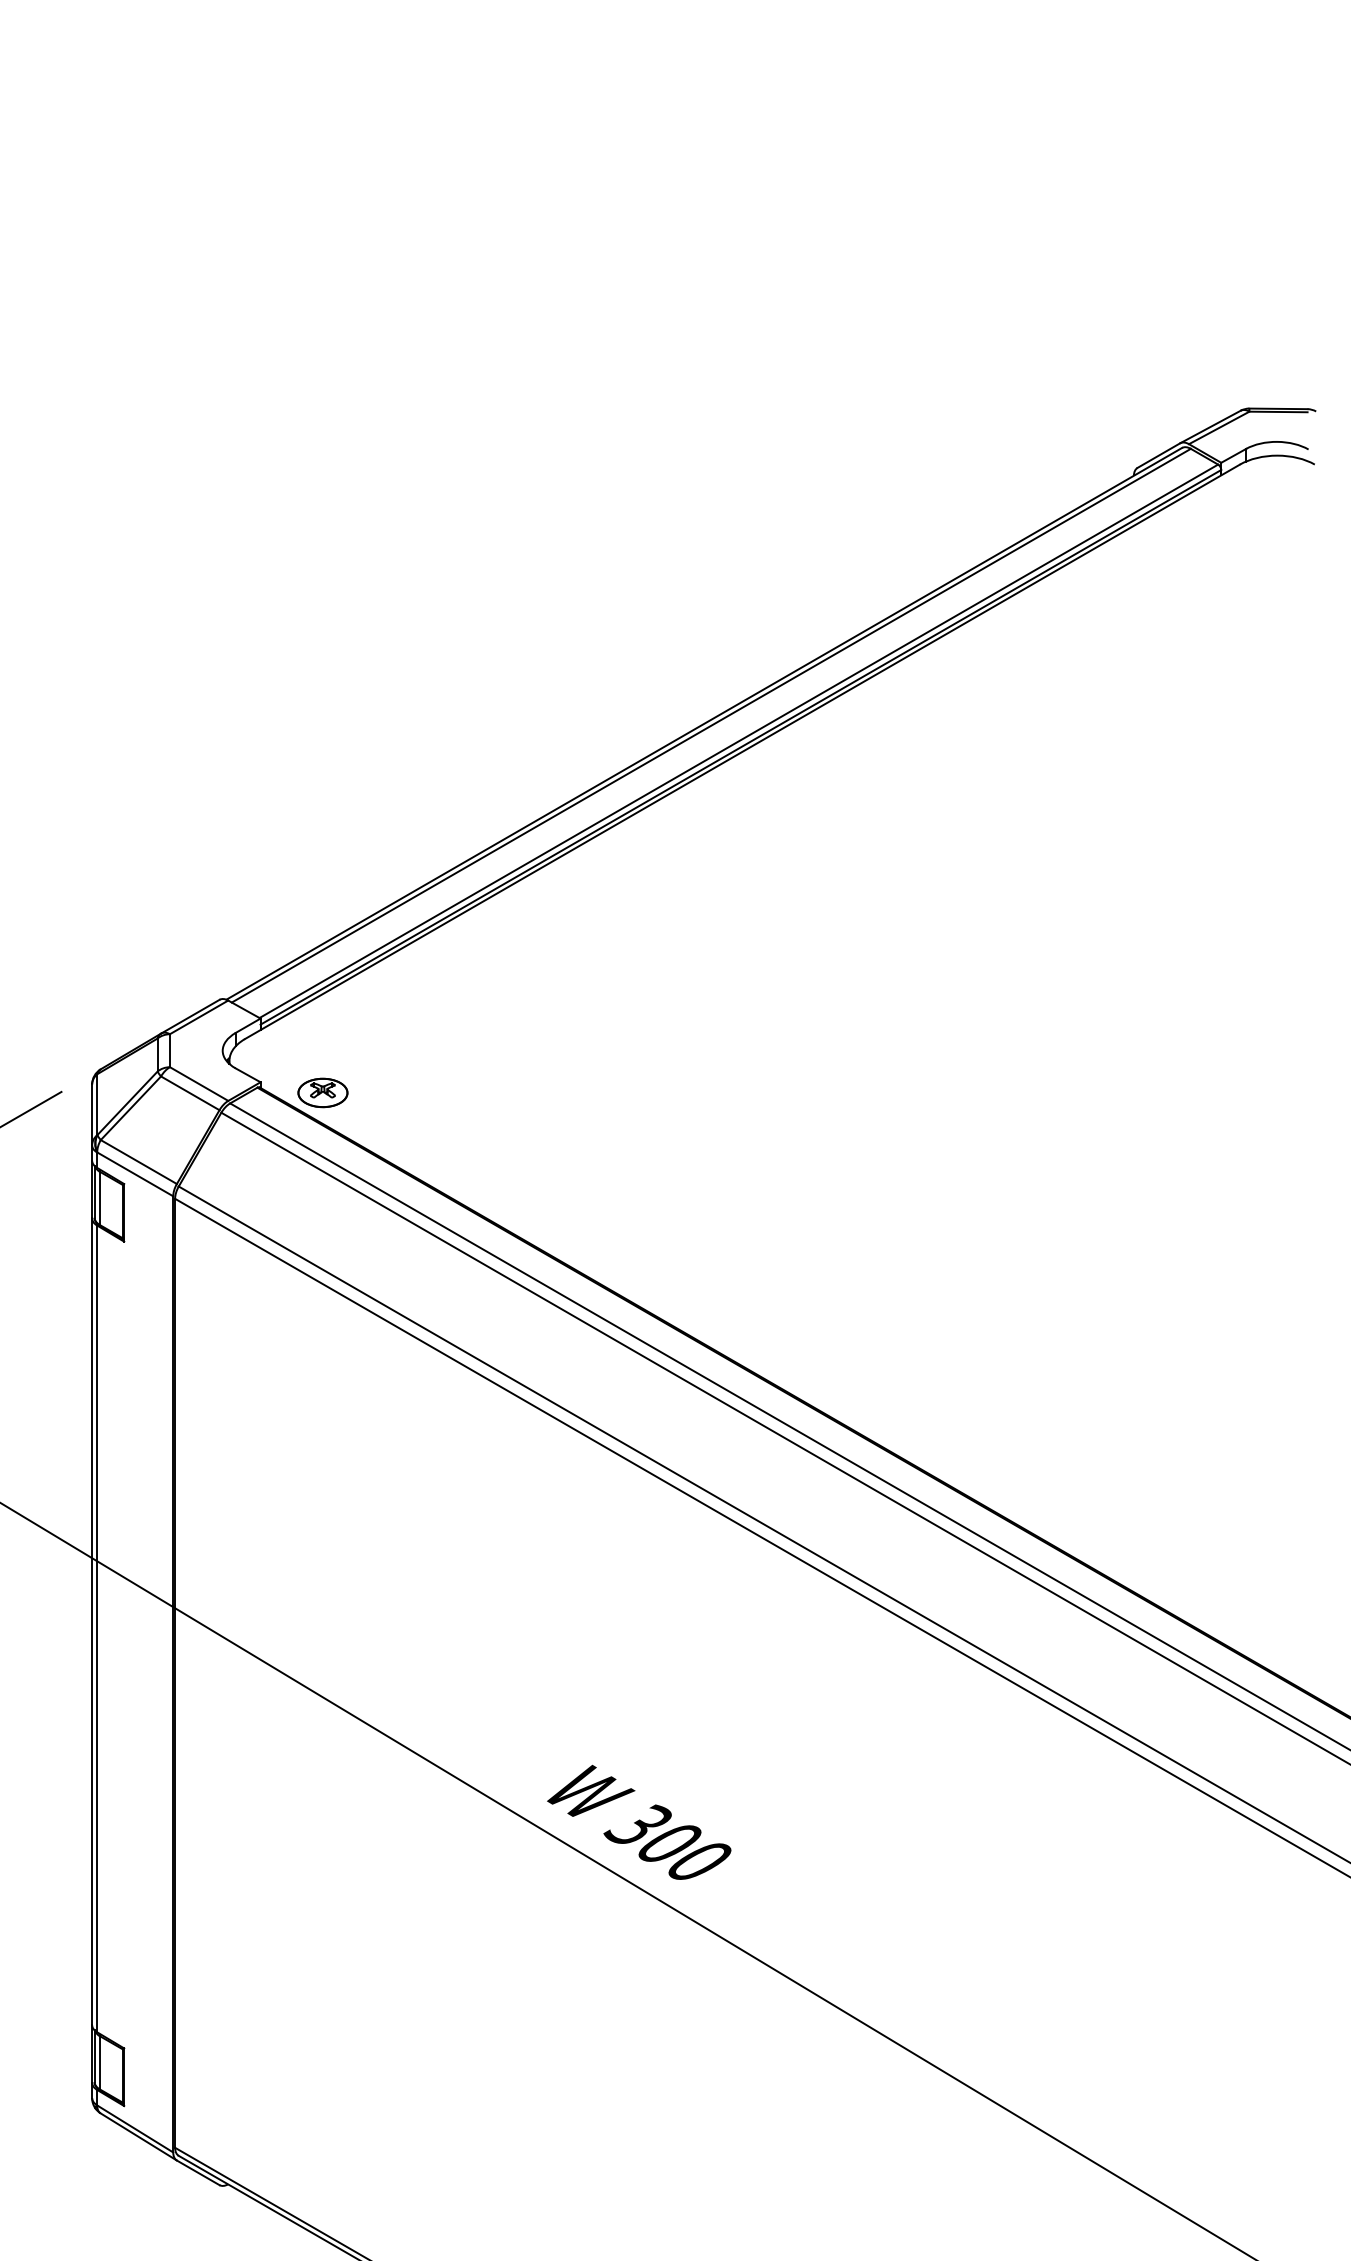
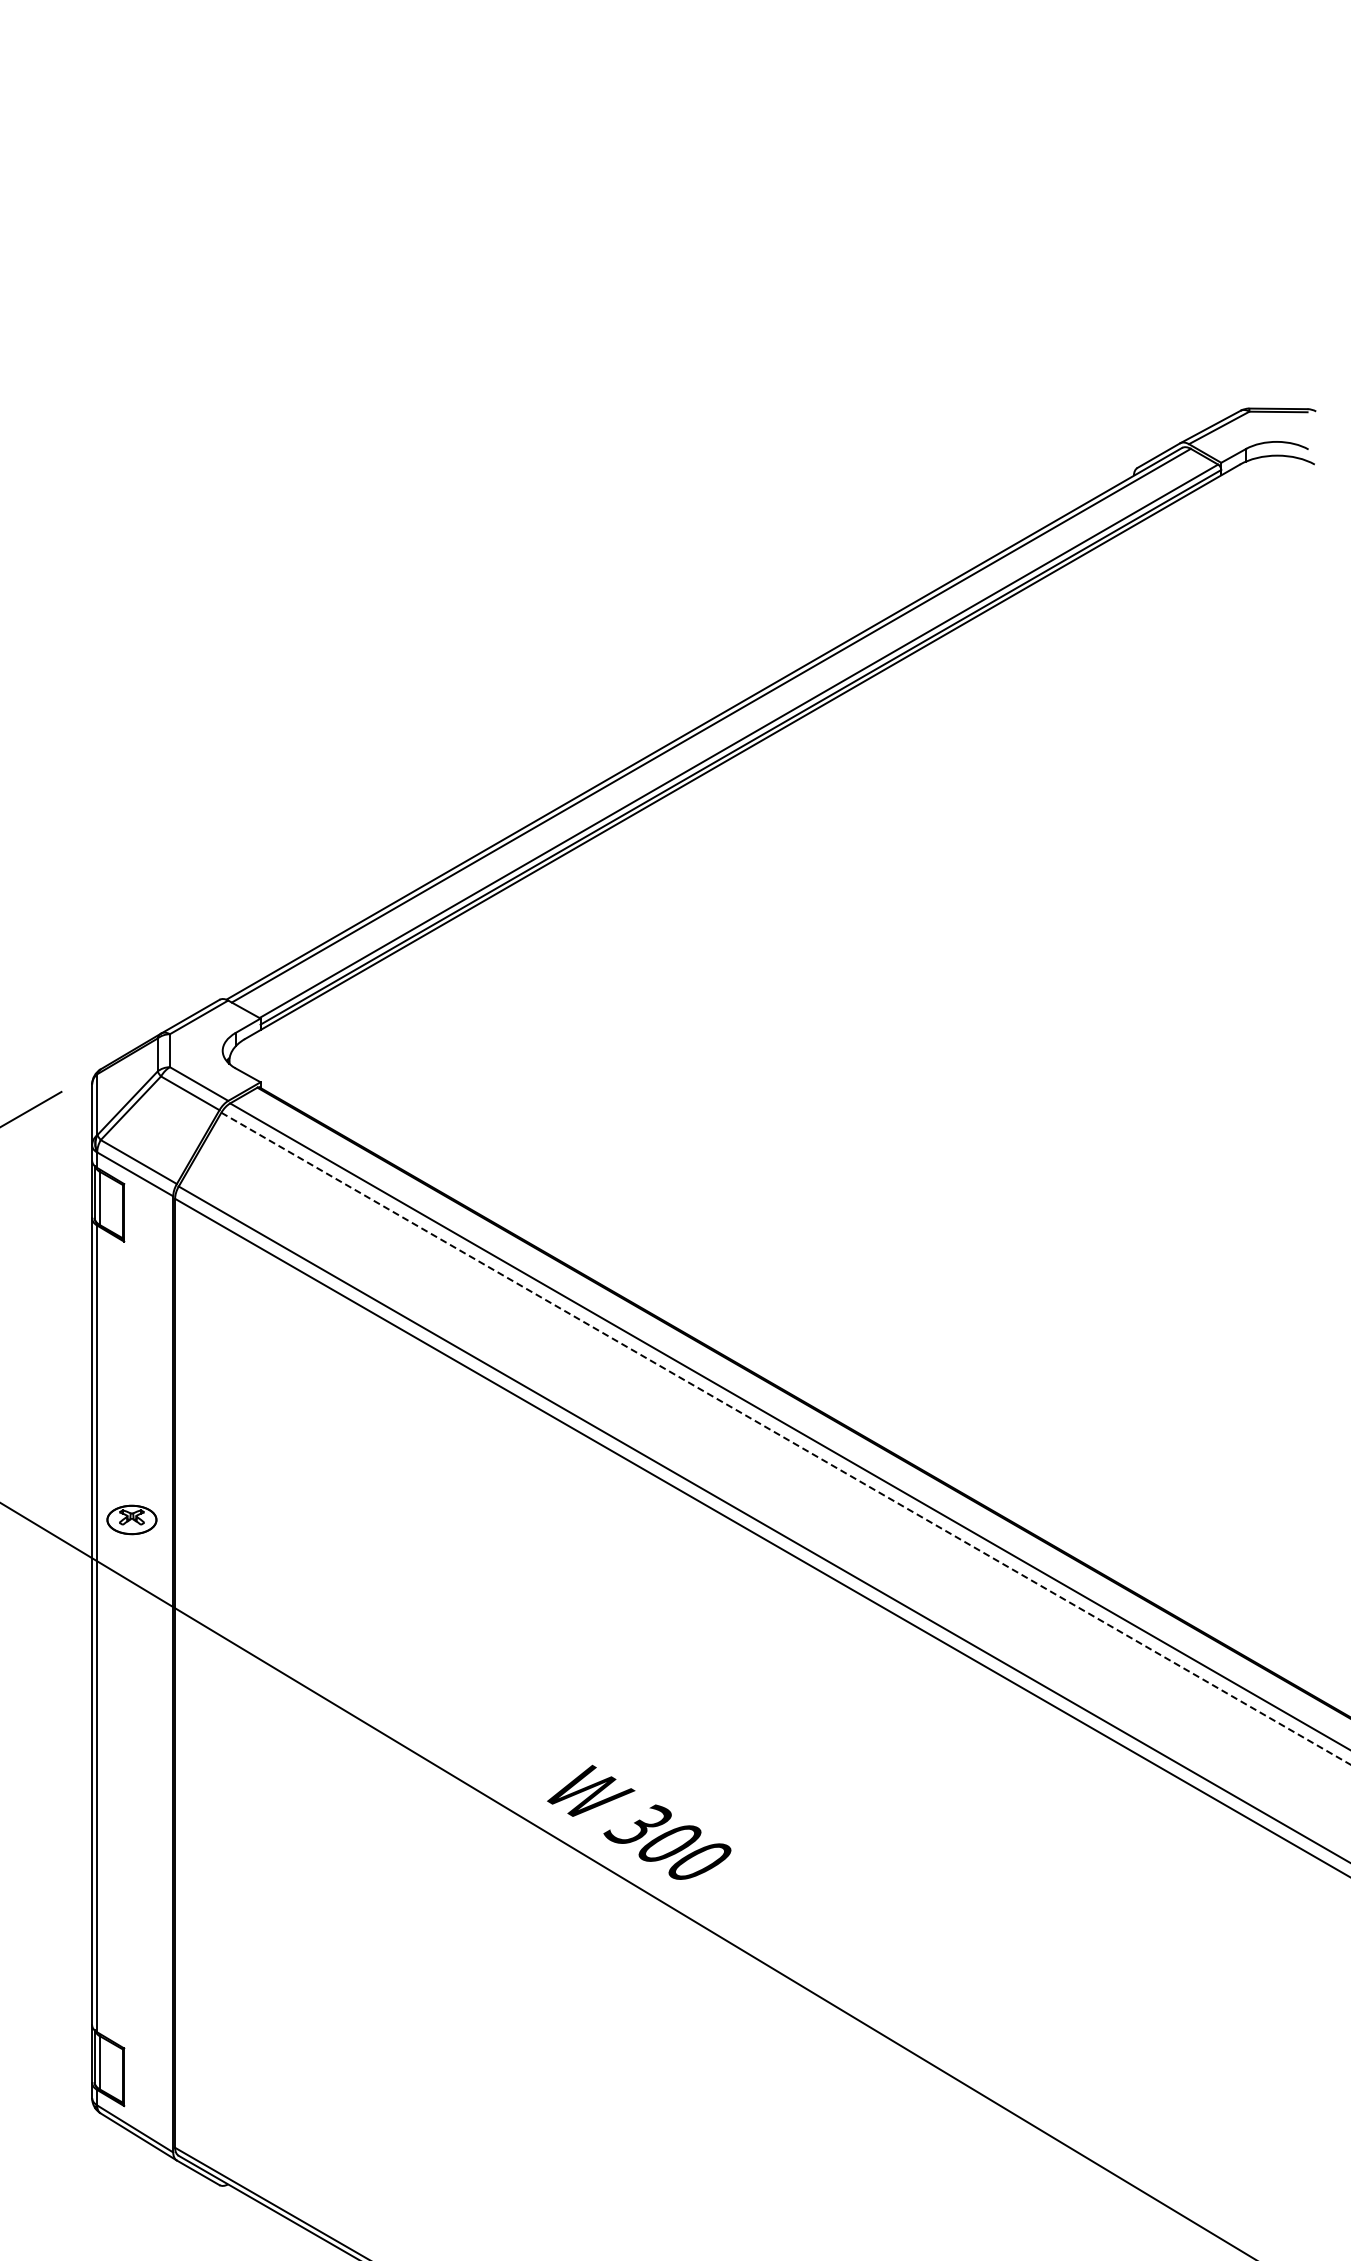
part position: (322, 1092) -> (131, 1519) (131, 1519)
line: solid -> dashed (785, 1438)
